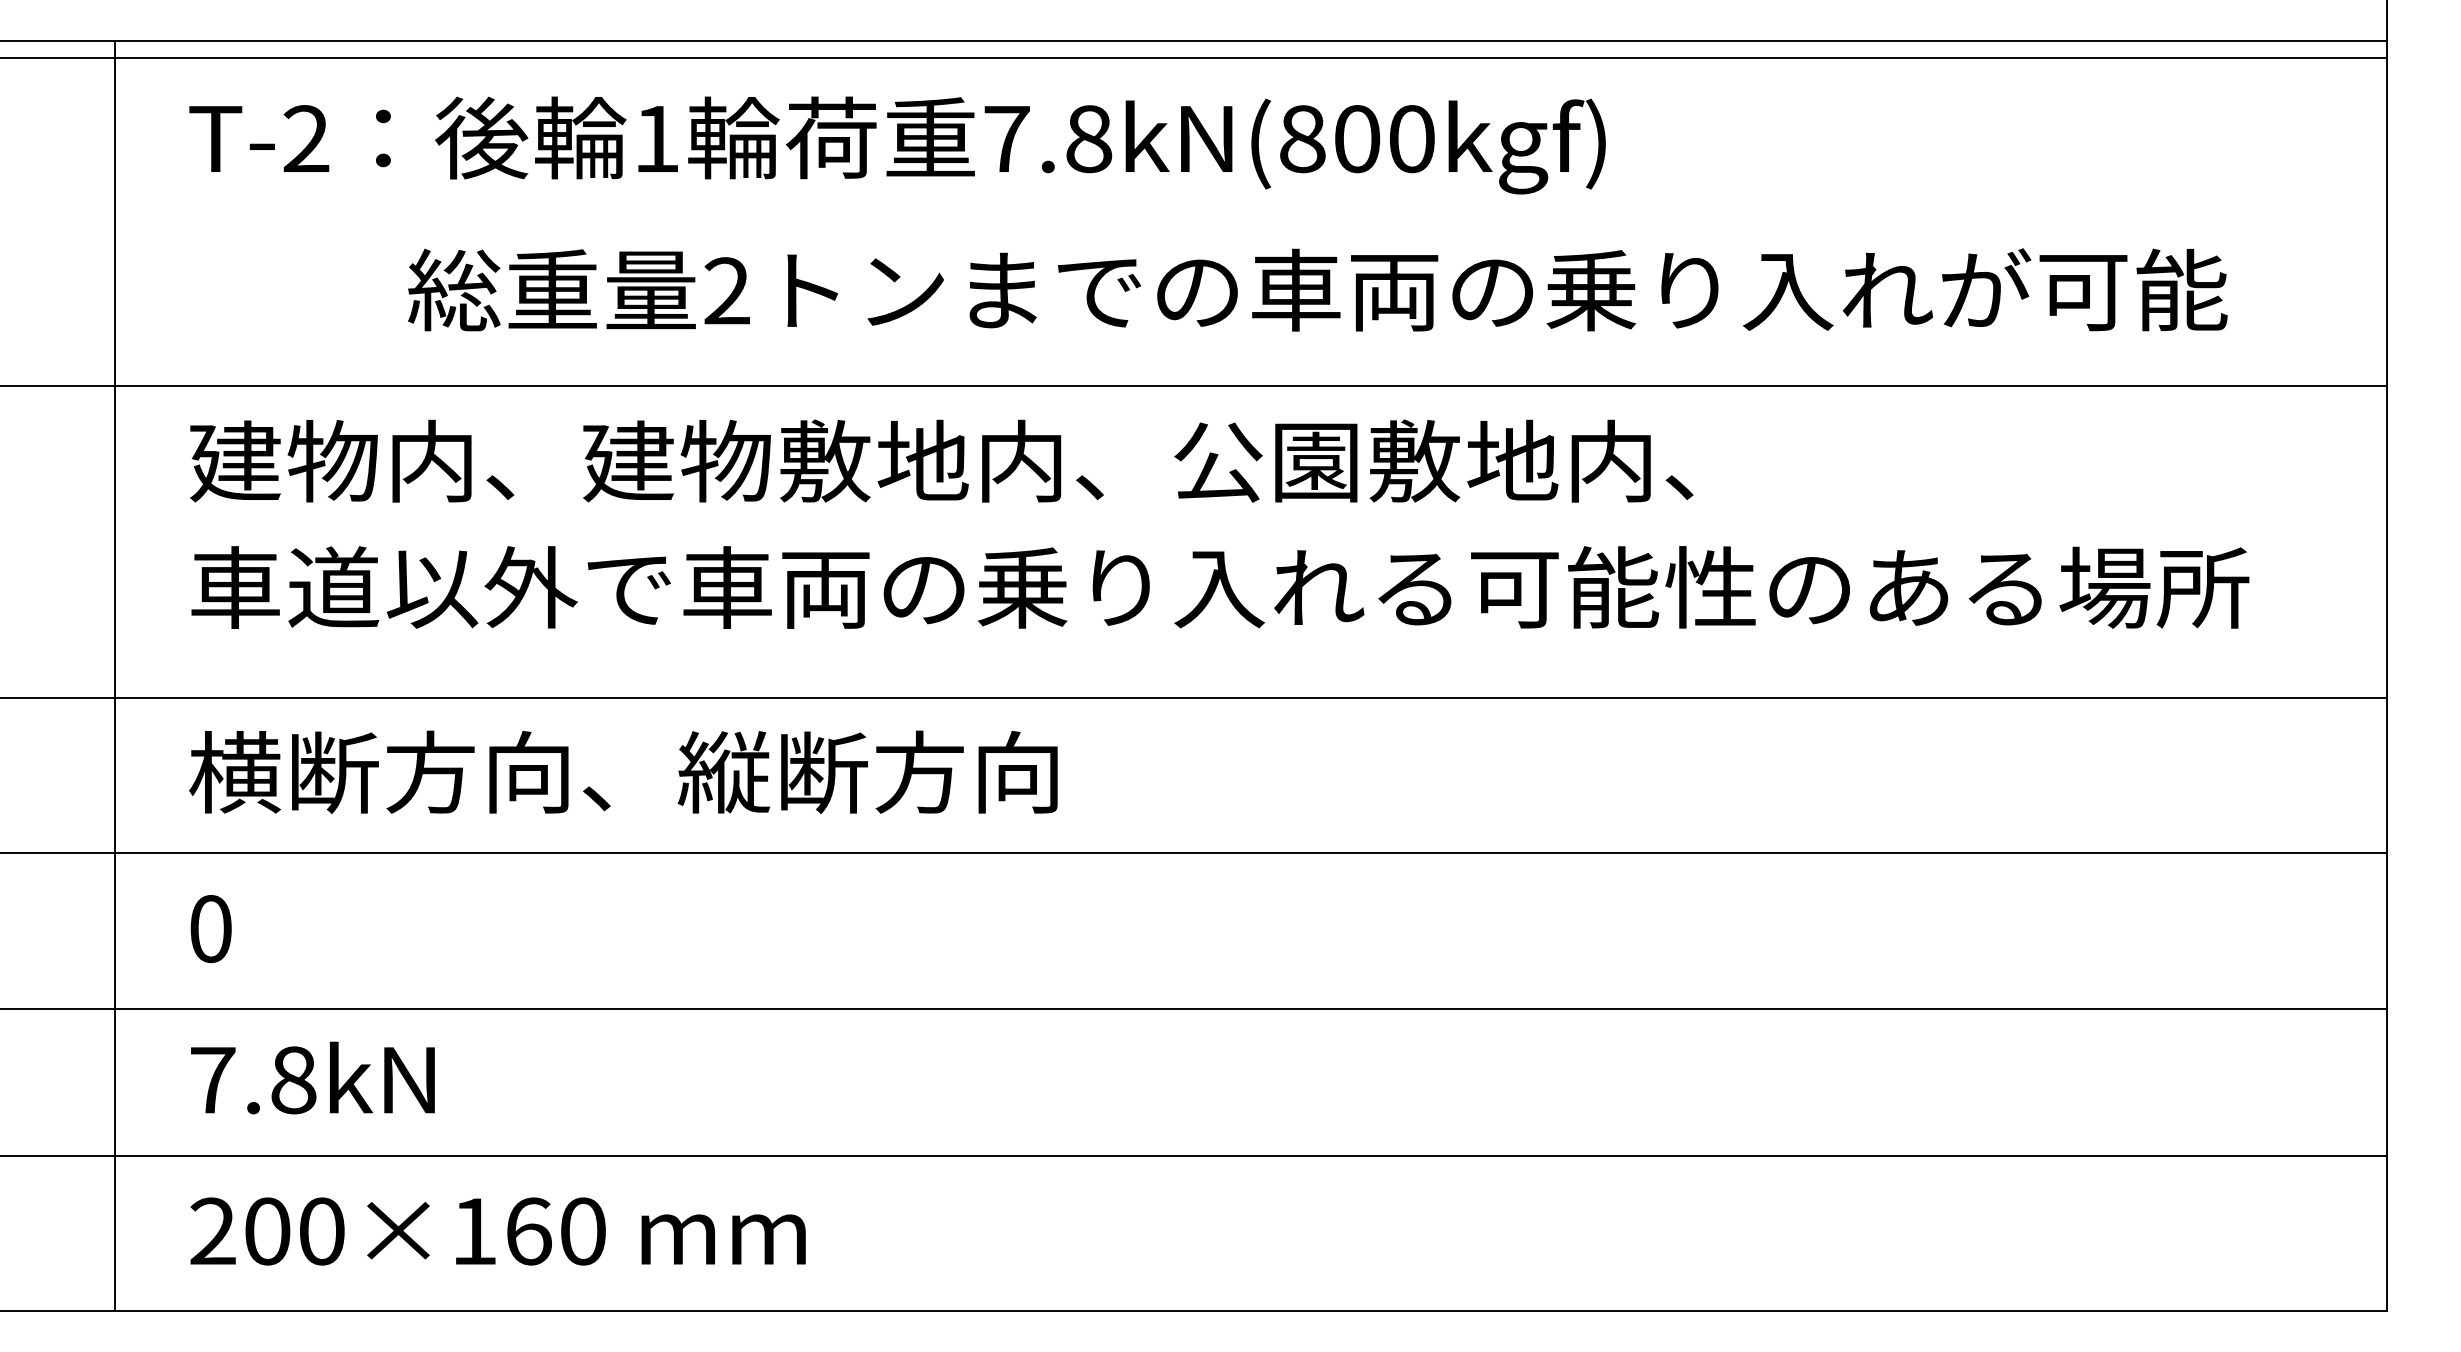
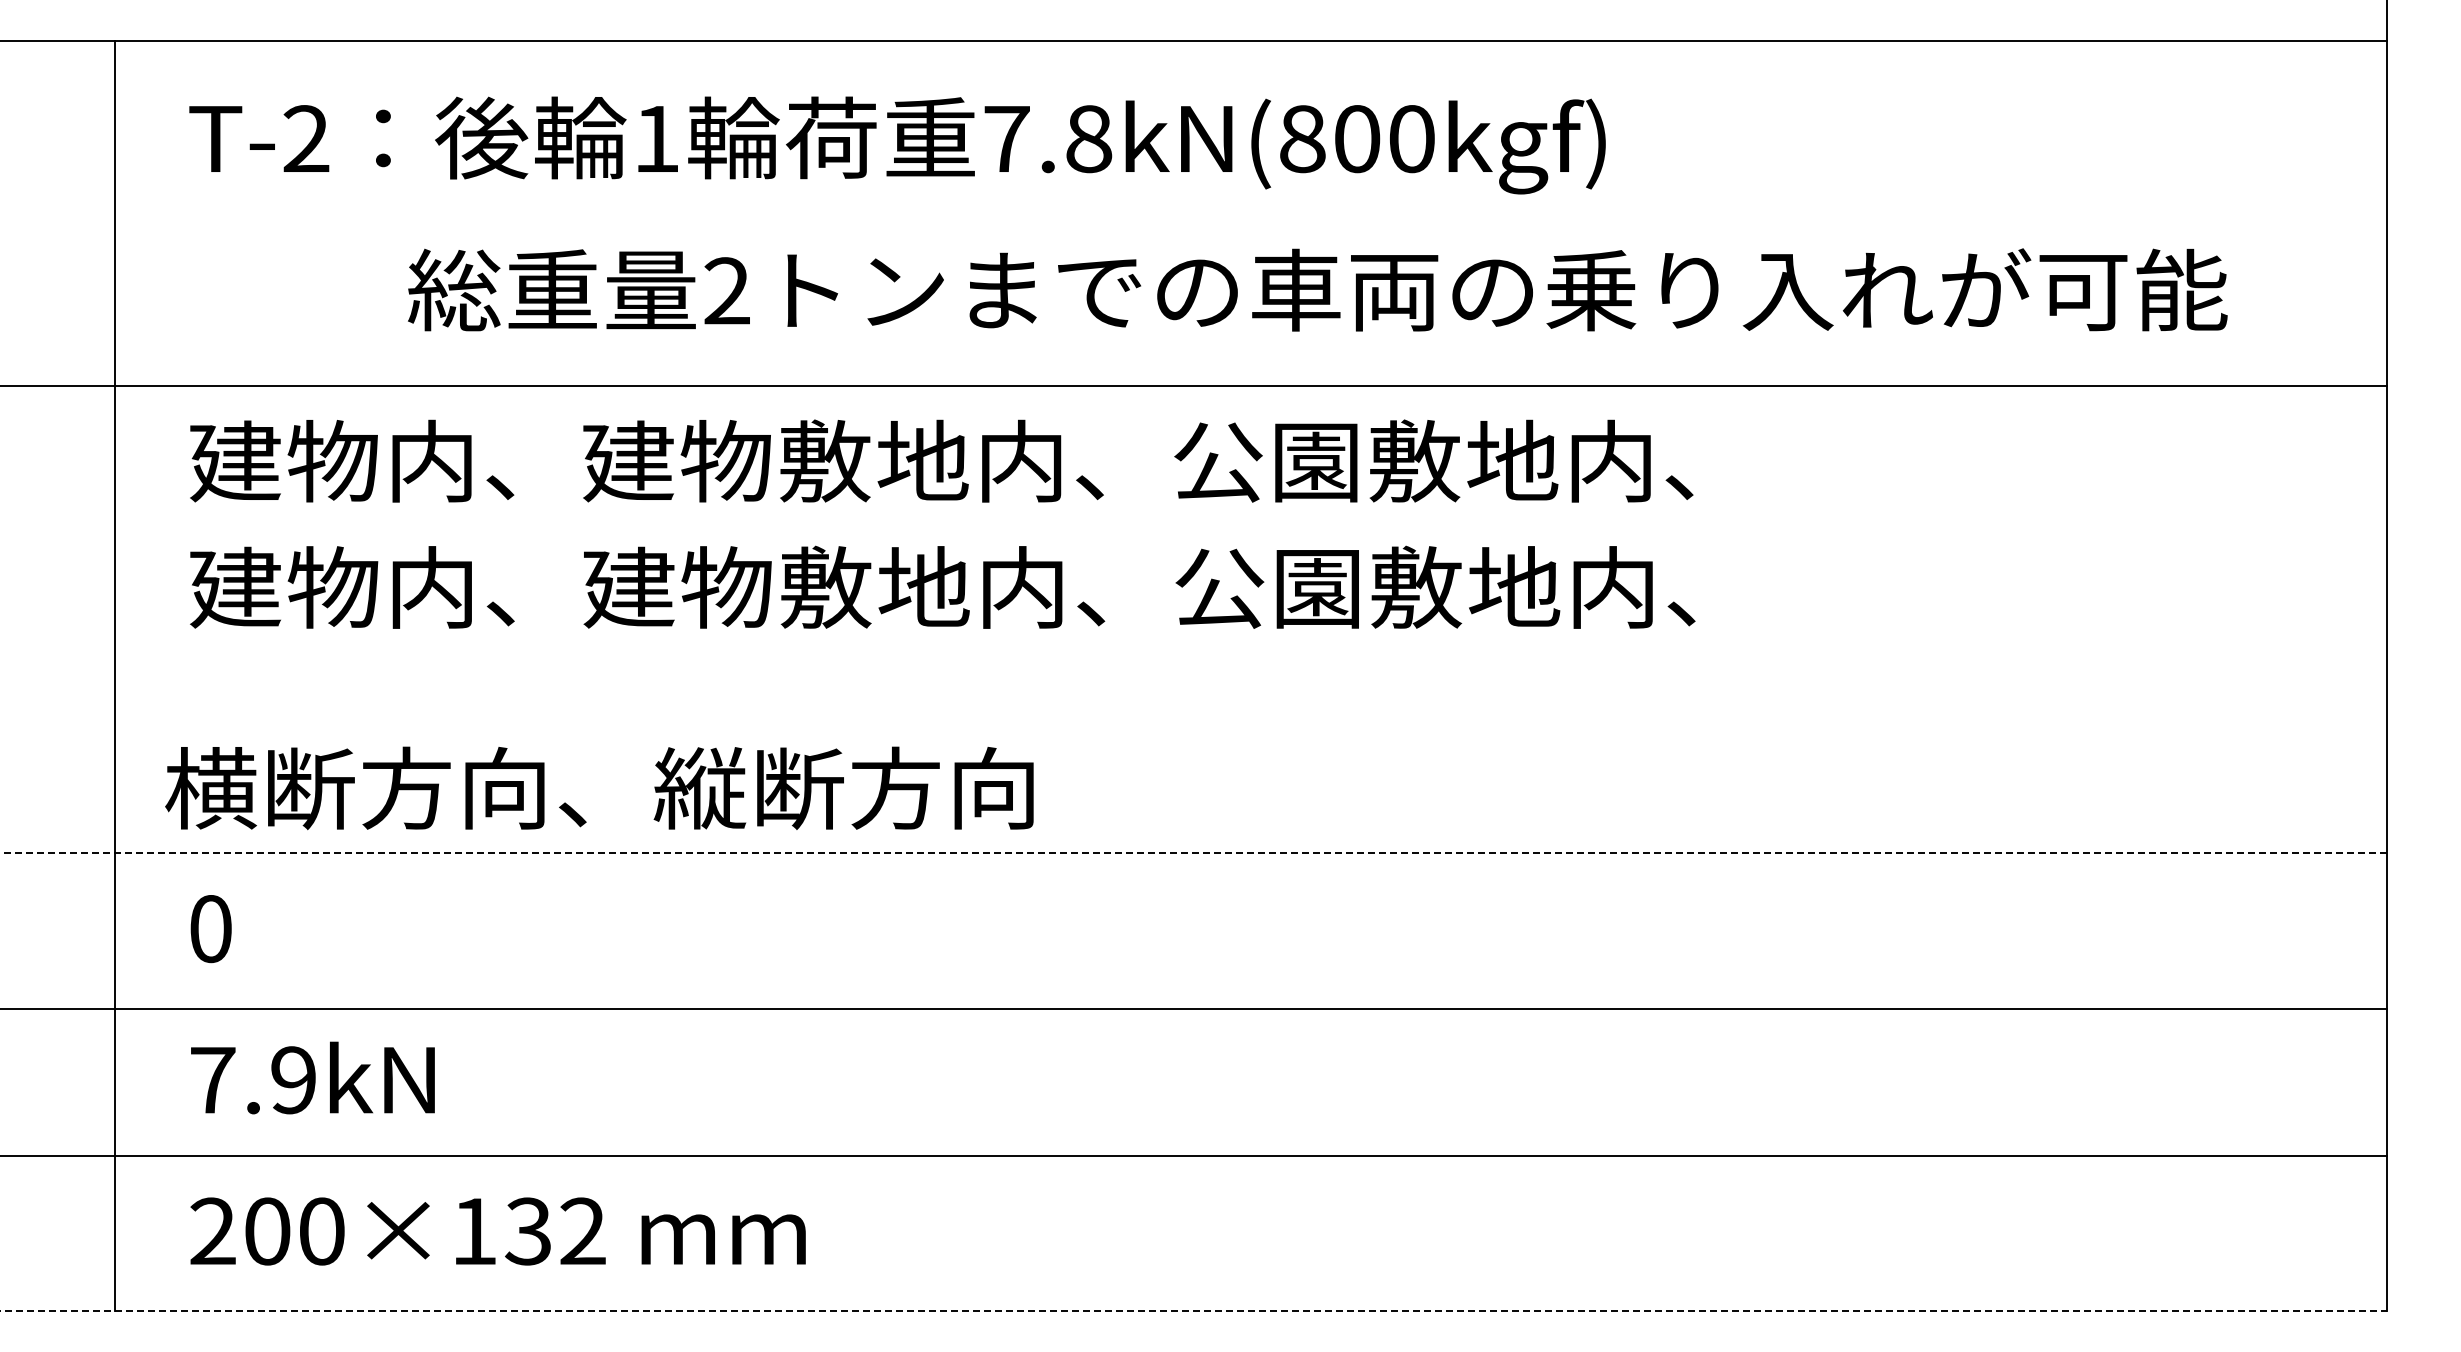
line: present -> none (1194, 58)
text: 車道以外で車両の乗り入れる可能性のある場所 -> 建物内、建物敷地内、公園敷地内、 (1219, 586)
line: present -> none (1194, 697)
text position: (623, 772) -> (599, 788) (599, 788)
line: solid -> dashed (1193, 853)
text: 7.8kN -> 7.9kN (293, 1080)
text: 200×160 -> 200×132 (555, 1231)
line: solid -> dashed (1194, 1311)
